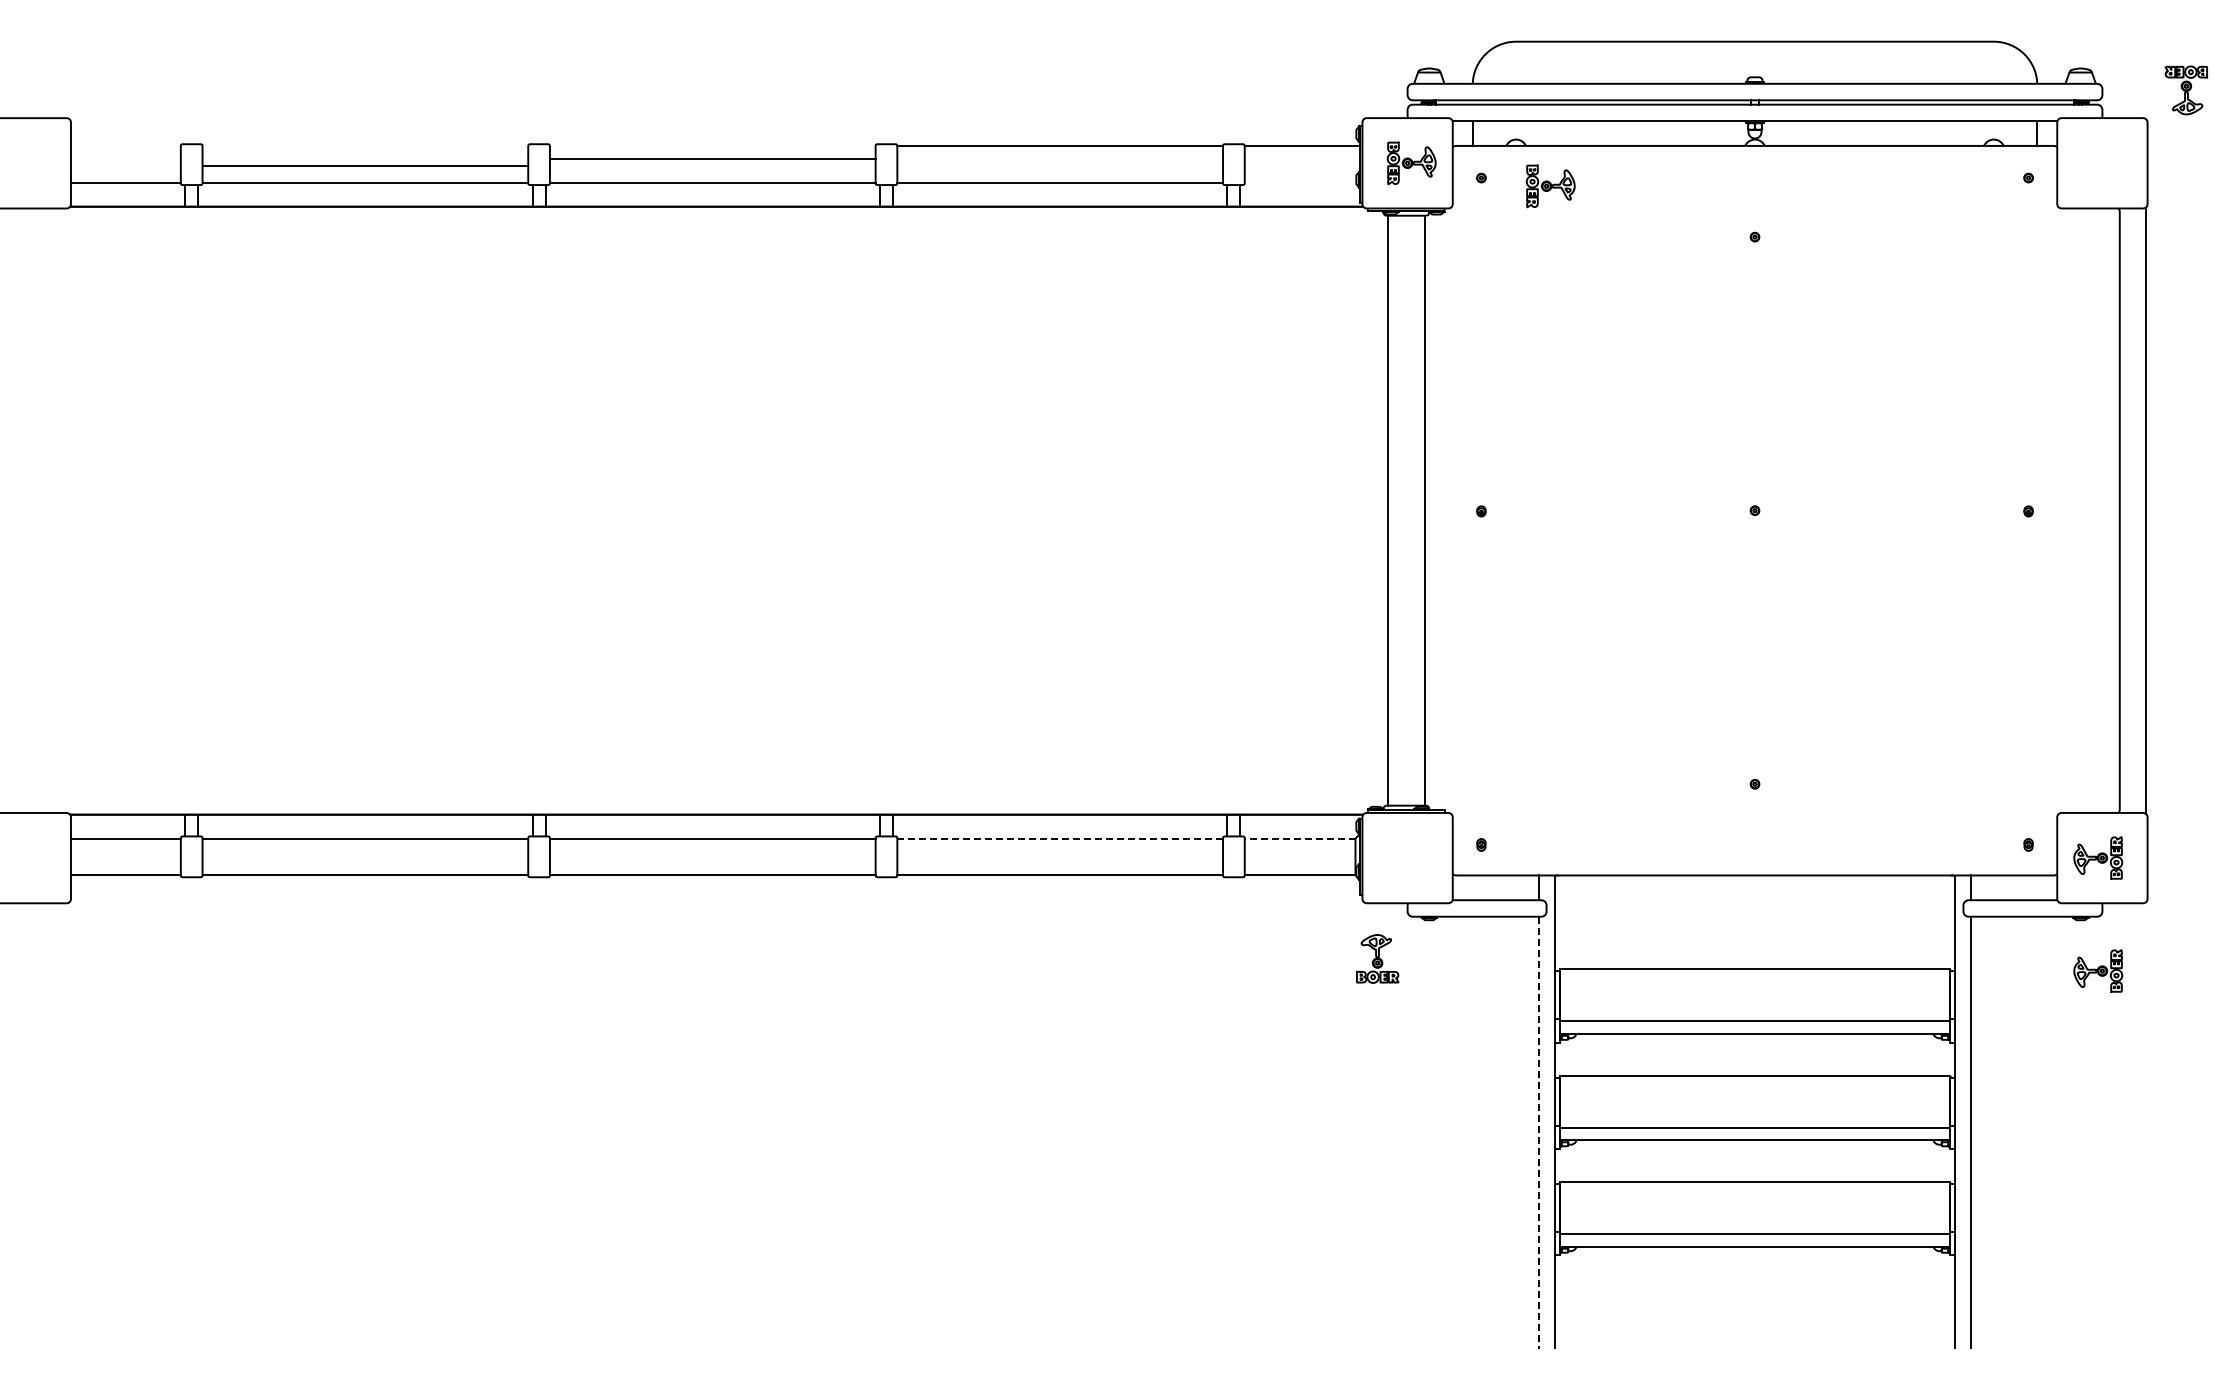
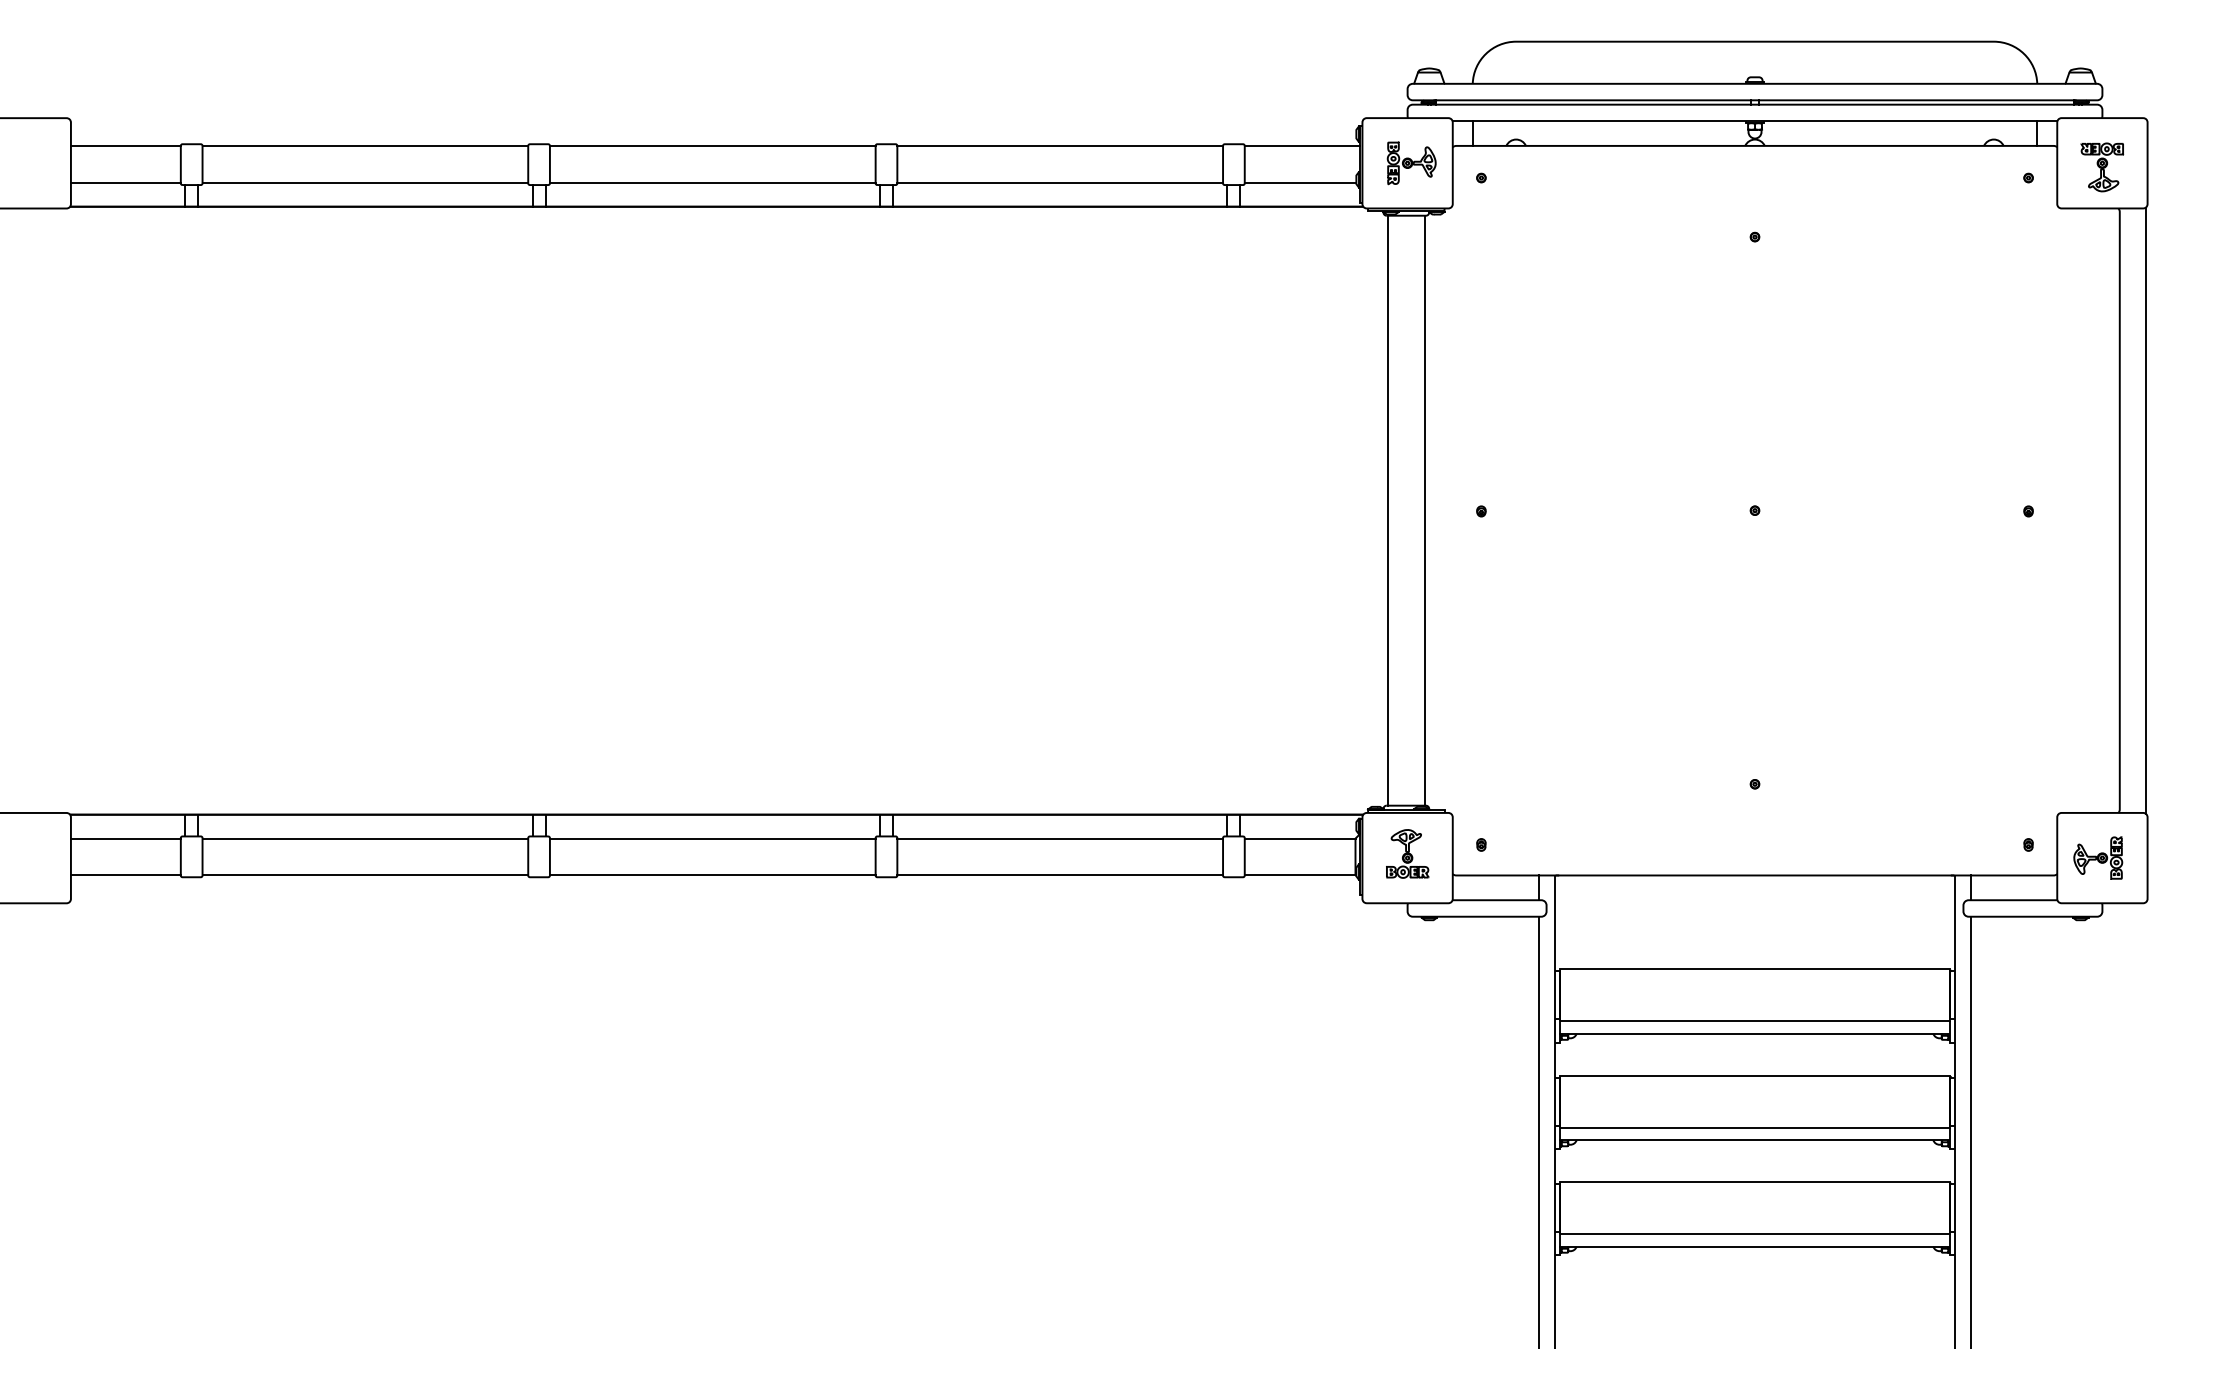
part position: (2186, 90) -> (2102, 167) (2102, 167)
line: none -> present (125, 146)
line position: (712, 159) -> (712, 146) (712, 146)
line position: (365, 166) -> (365, 146) (365, 146)
line: none -> present (1300, 182)
part: present -> none (1550, 186)
line: dashed -> solid (1060, 838)
line: dashed -> solid (1299, 838)
part position: (1377, 958) -> (1407, 853) (1407, 853)
part: present -> none (2098, 970)
line: dashed -> solid (1538, 1131)
